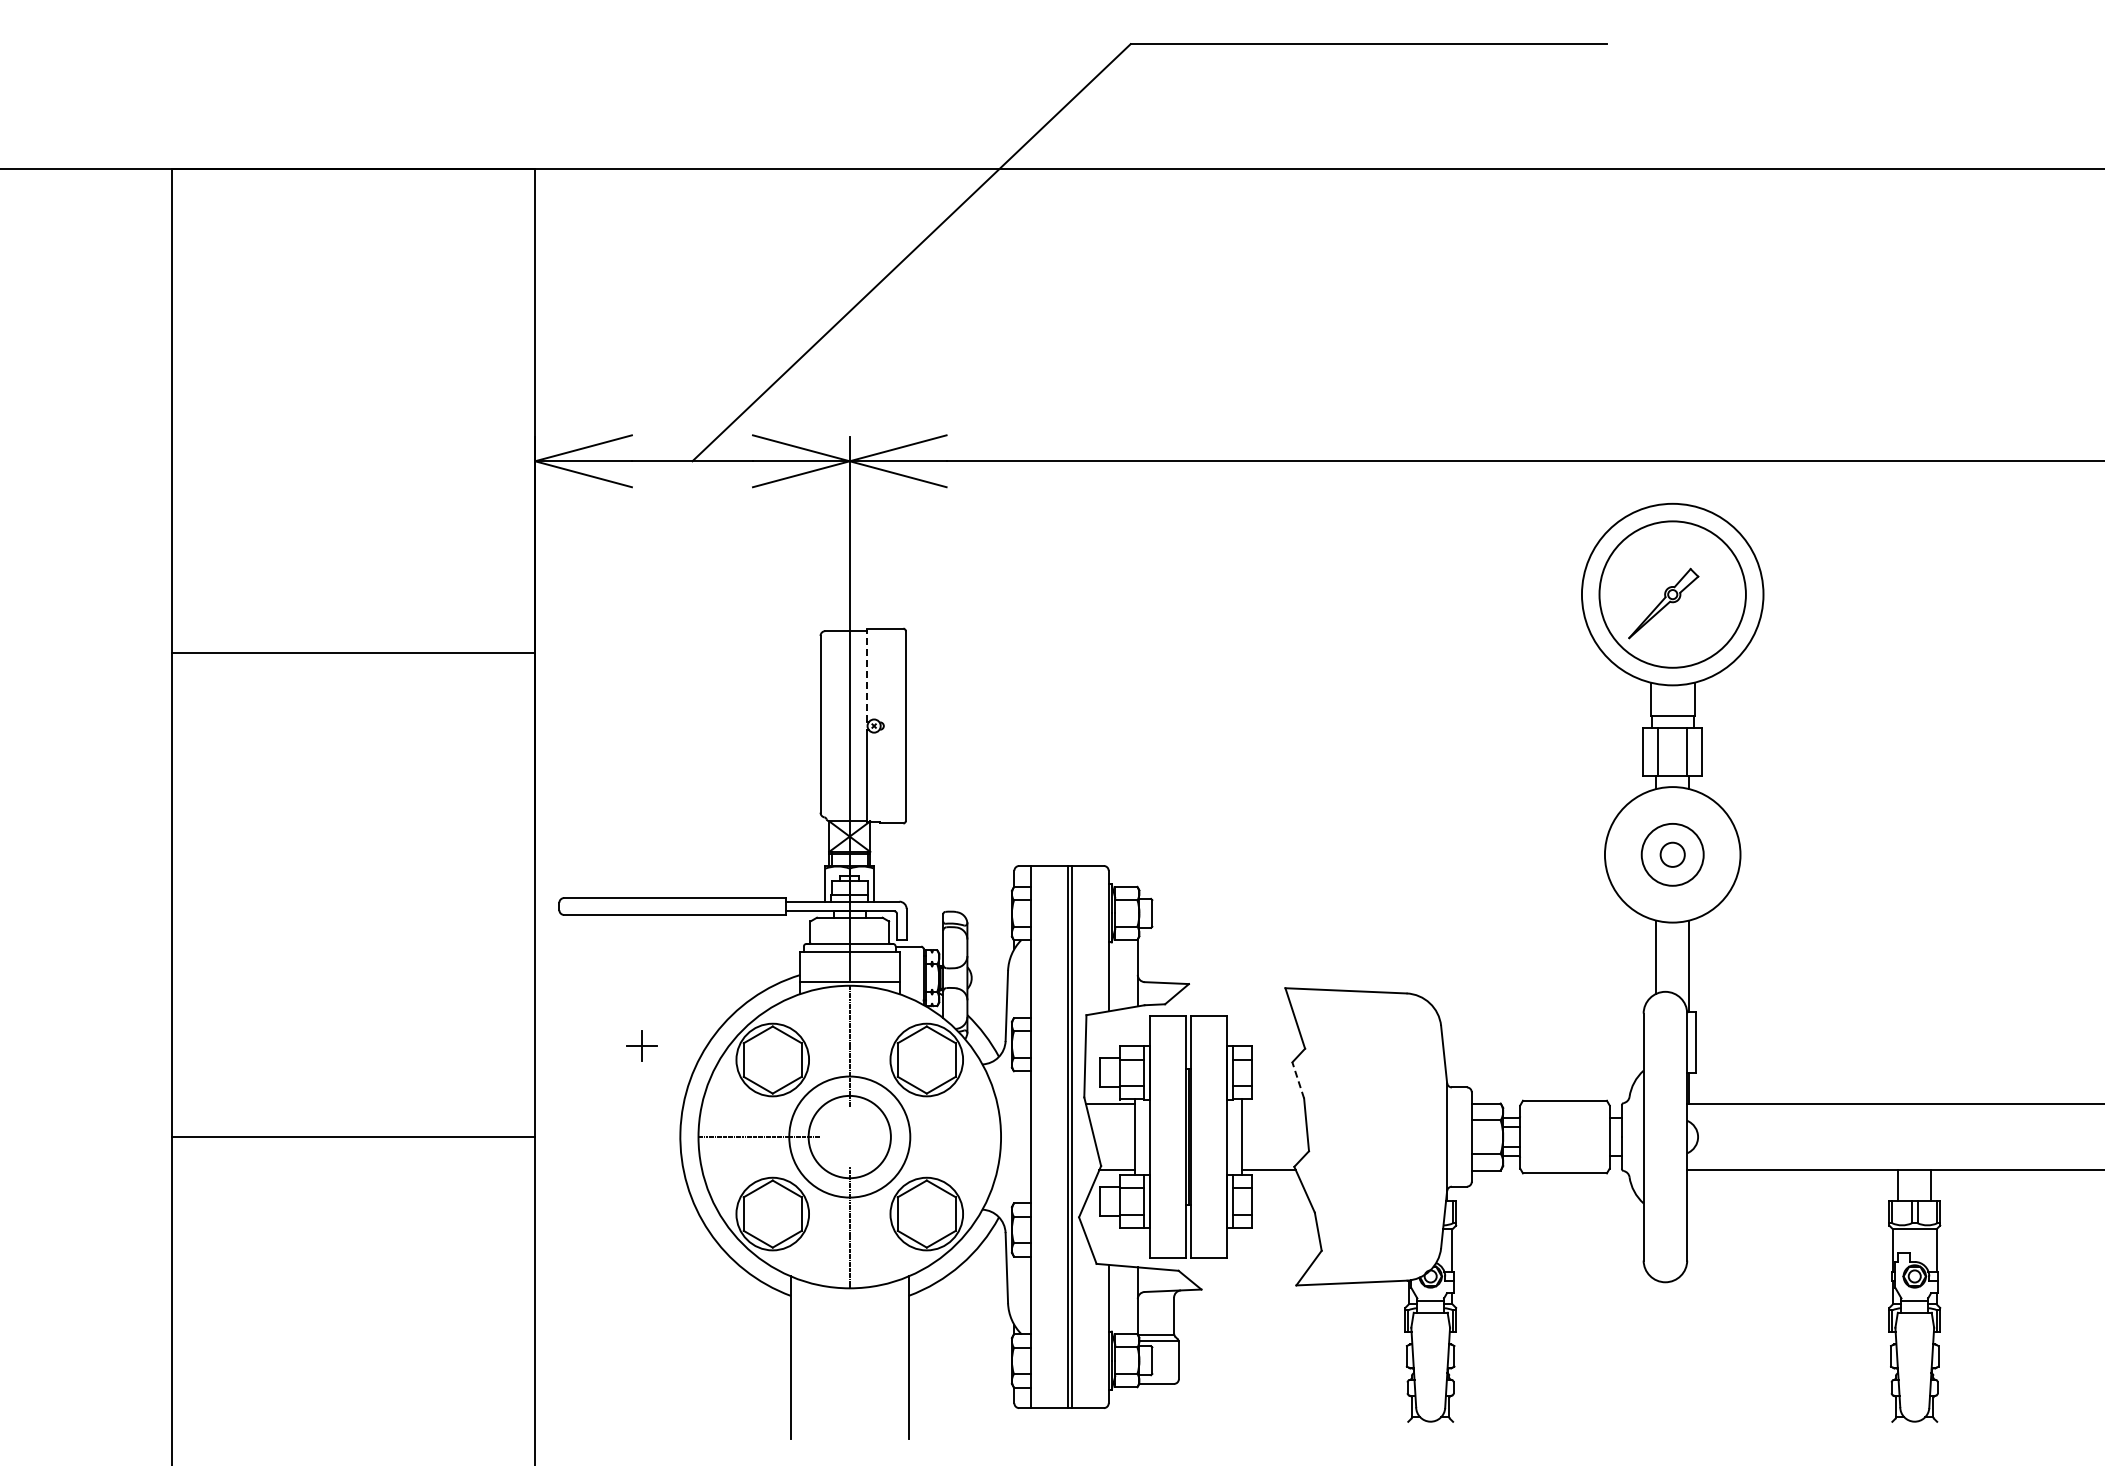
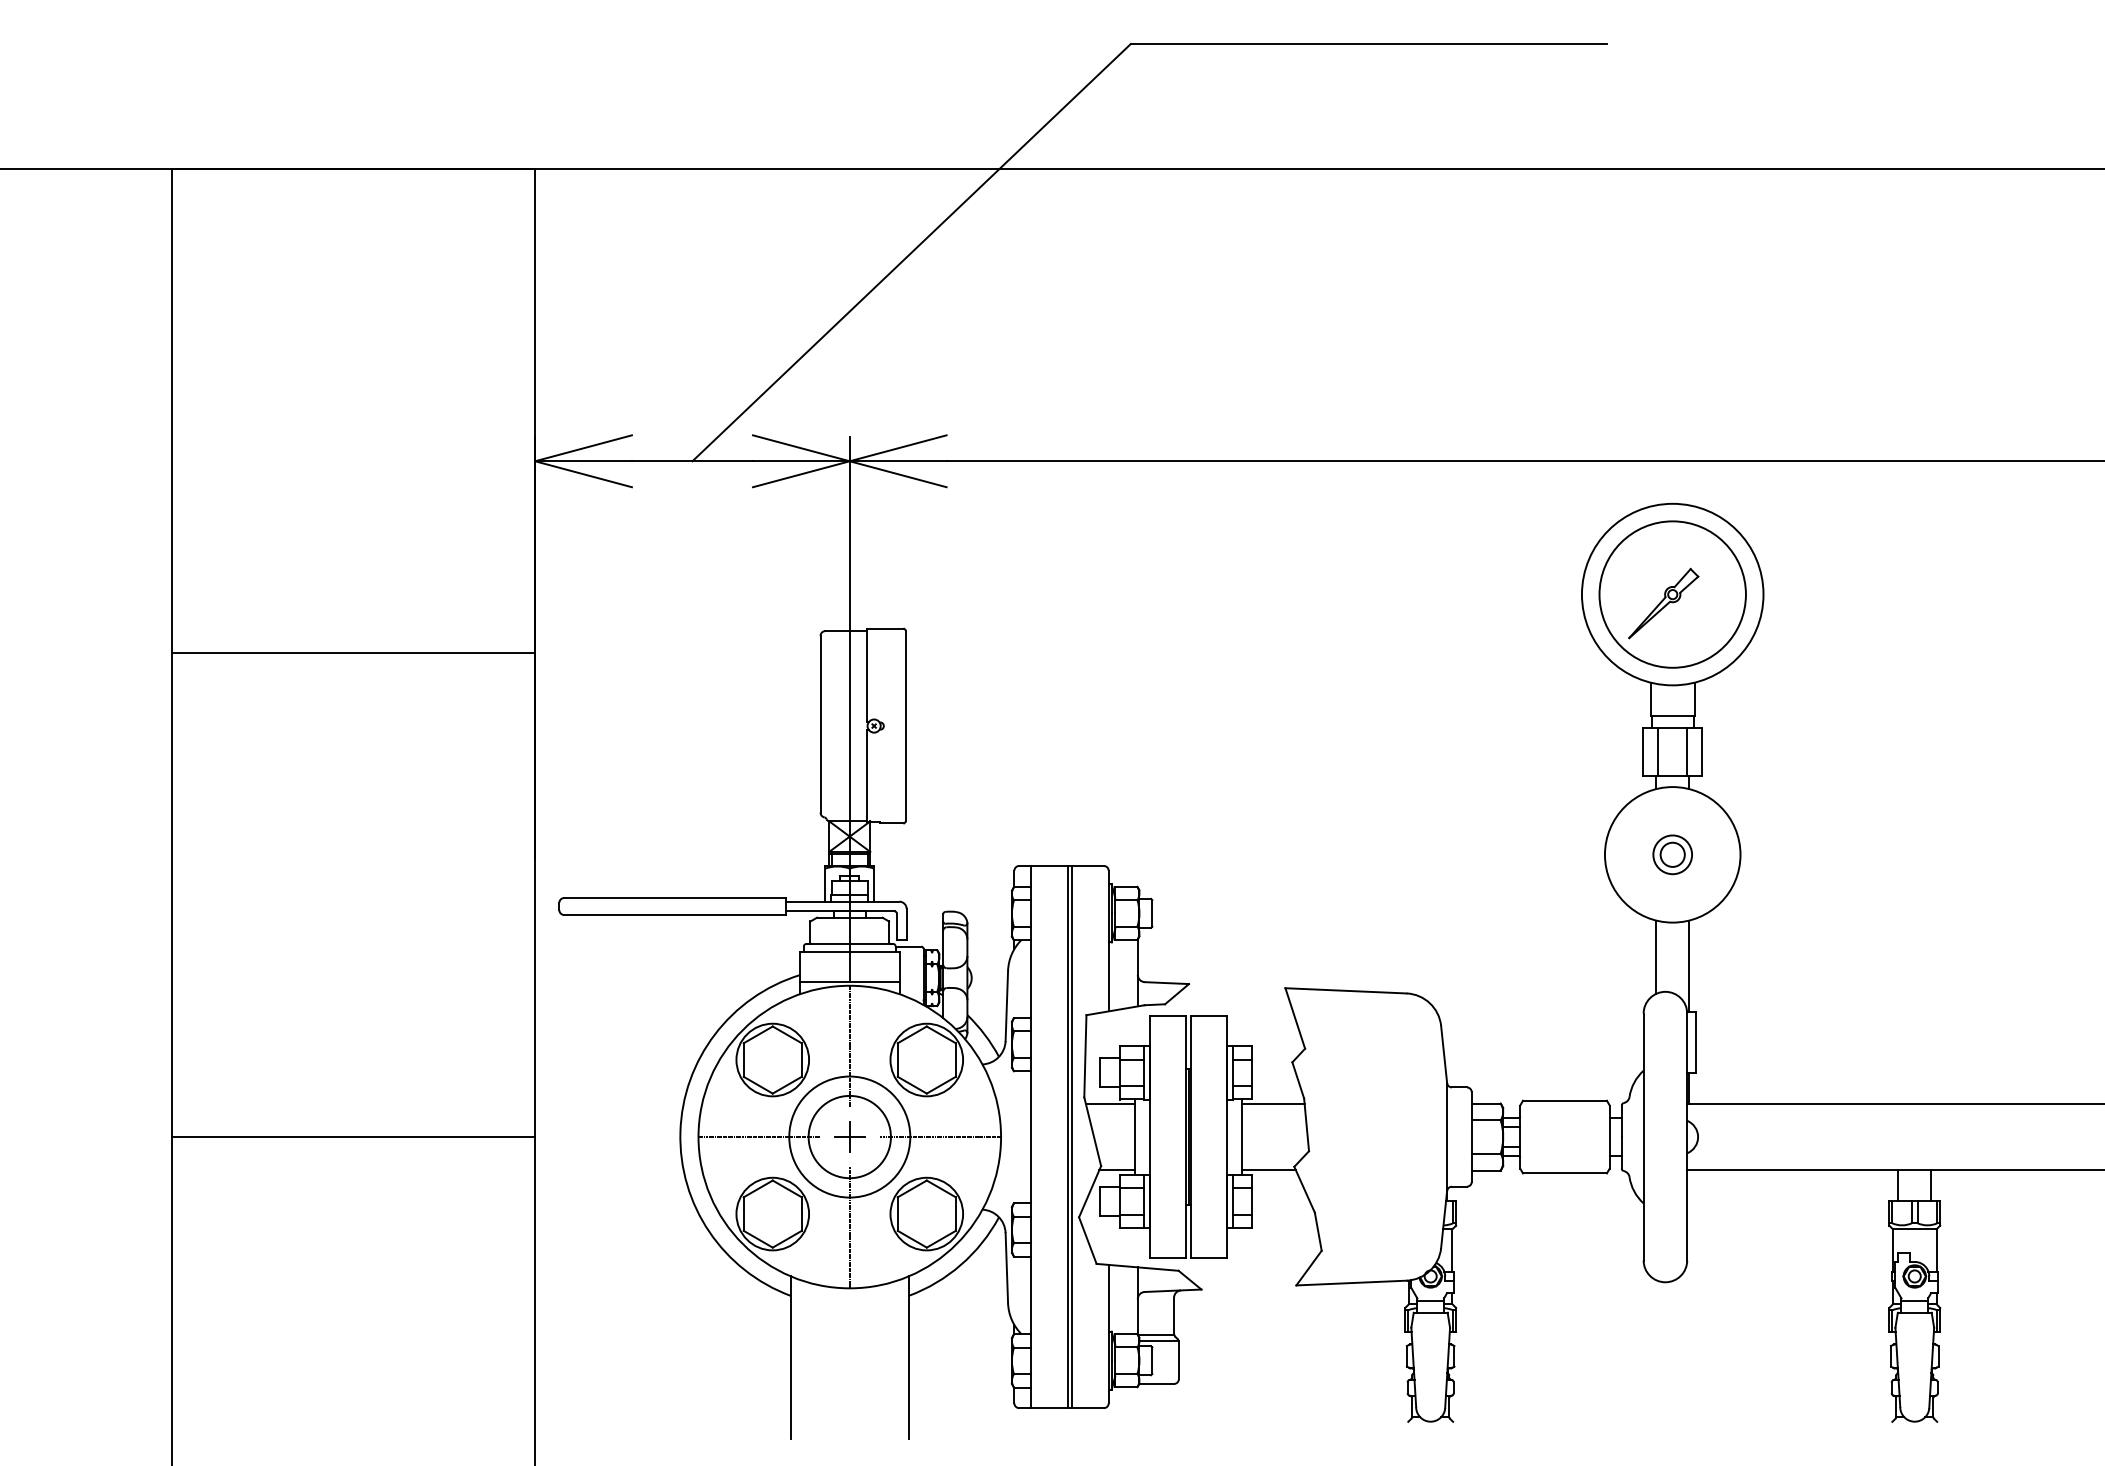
line: dashed -> solid (866, 675)
circle diameter: 62 px -> 39 px (1672, 854)
part position: (641, 1045) -> (849, 1136) (849, 1136)
line: dashed -> solid (1298, 1080)
line: none -> present (1272, 1104)
line: none -> present (940, 1137)
